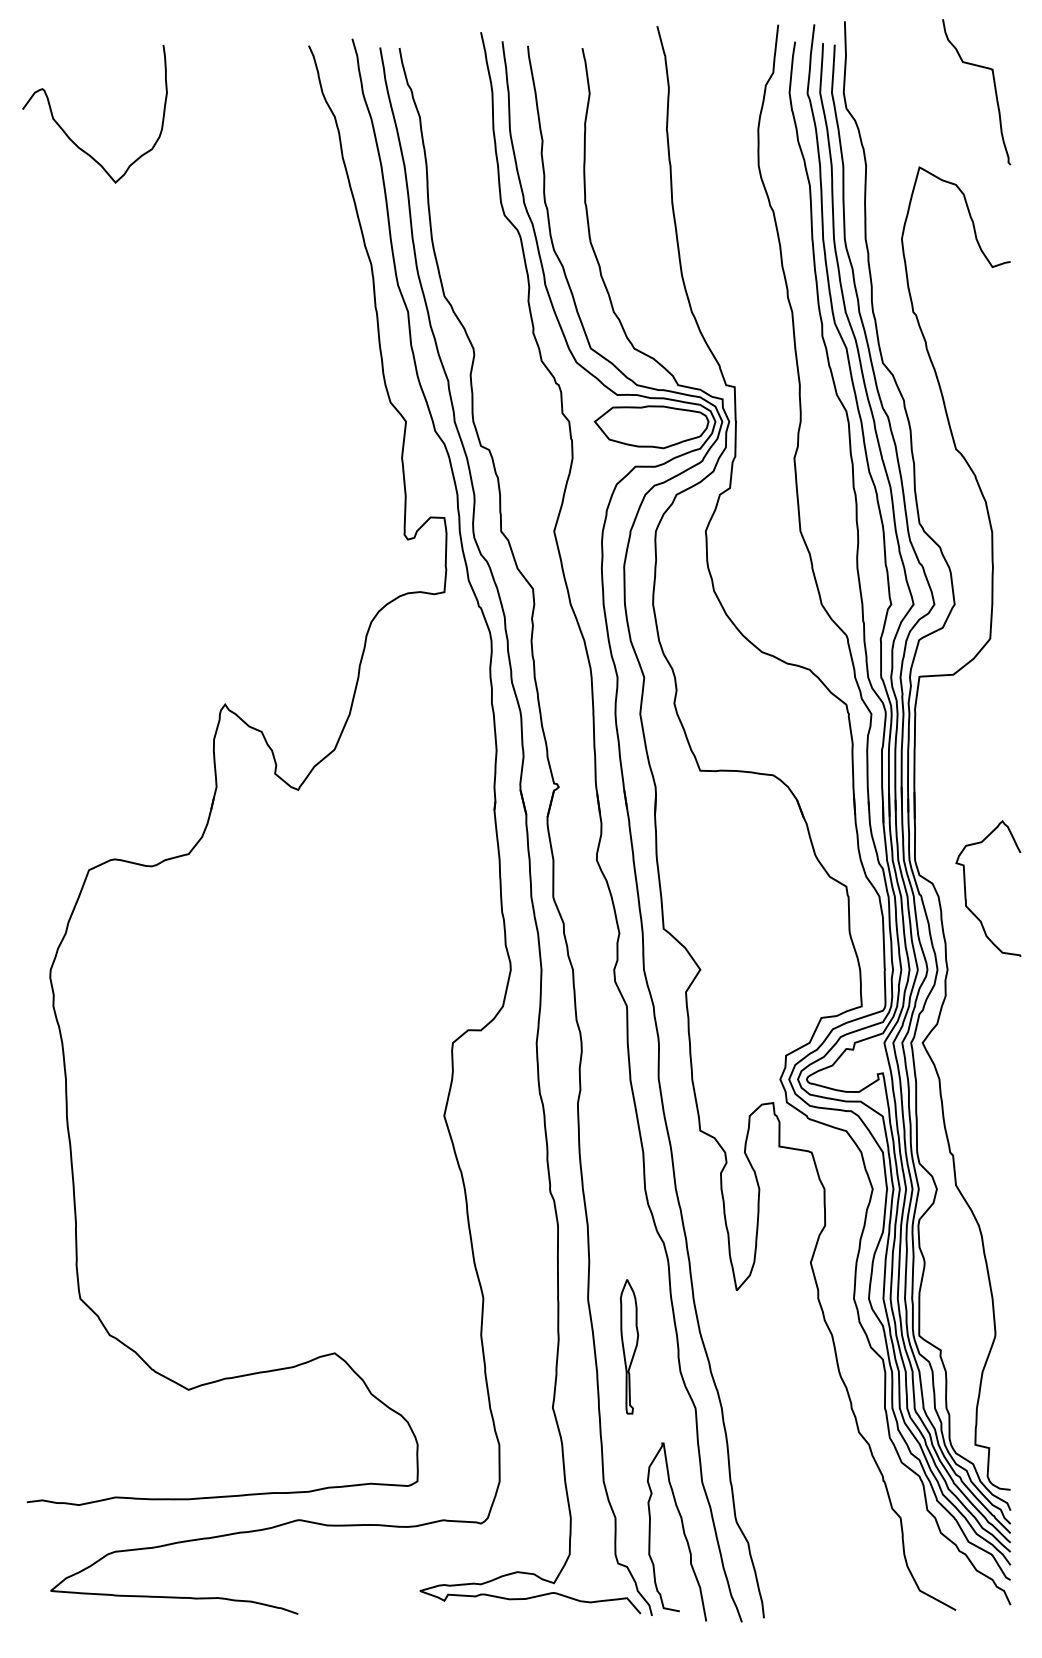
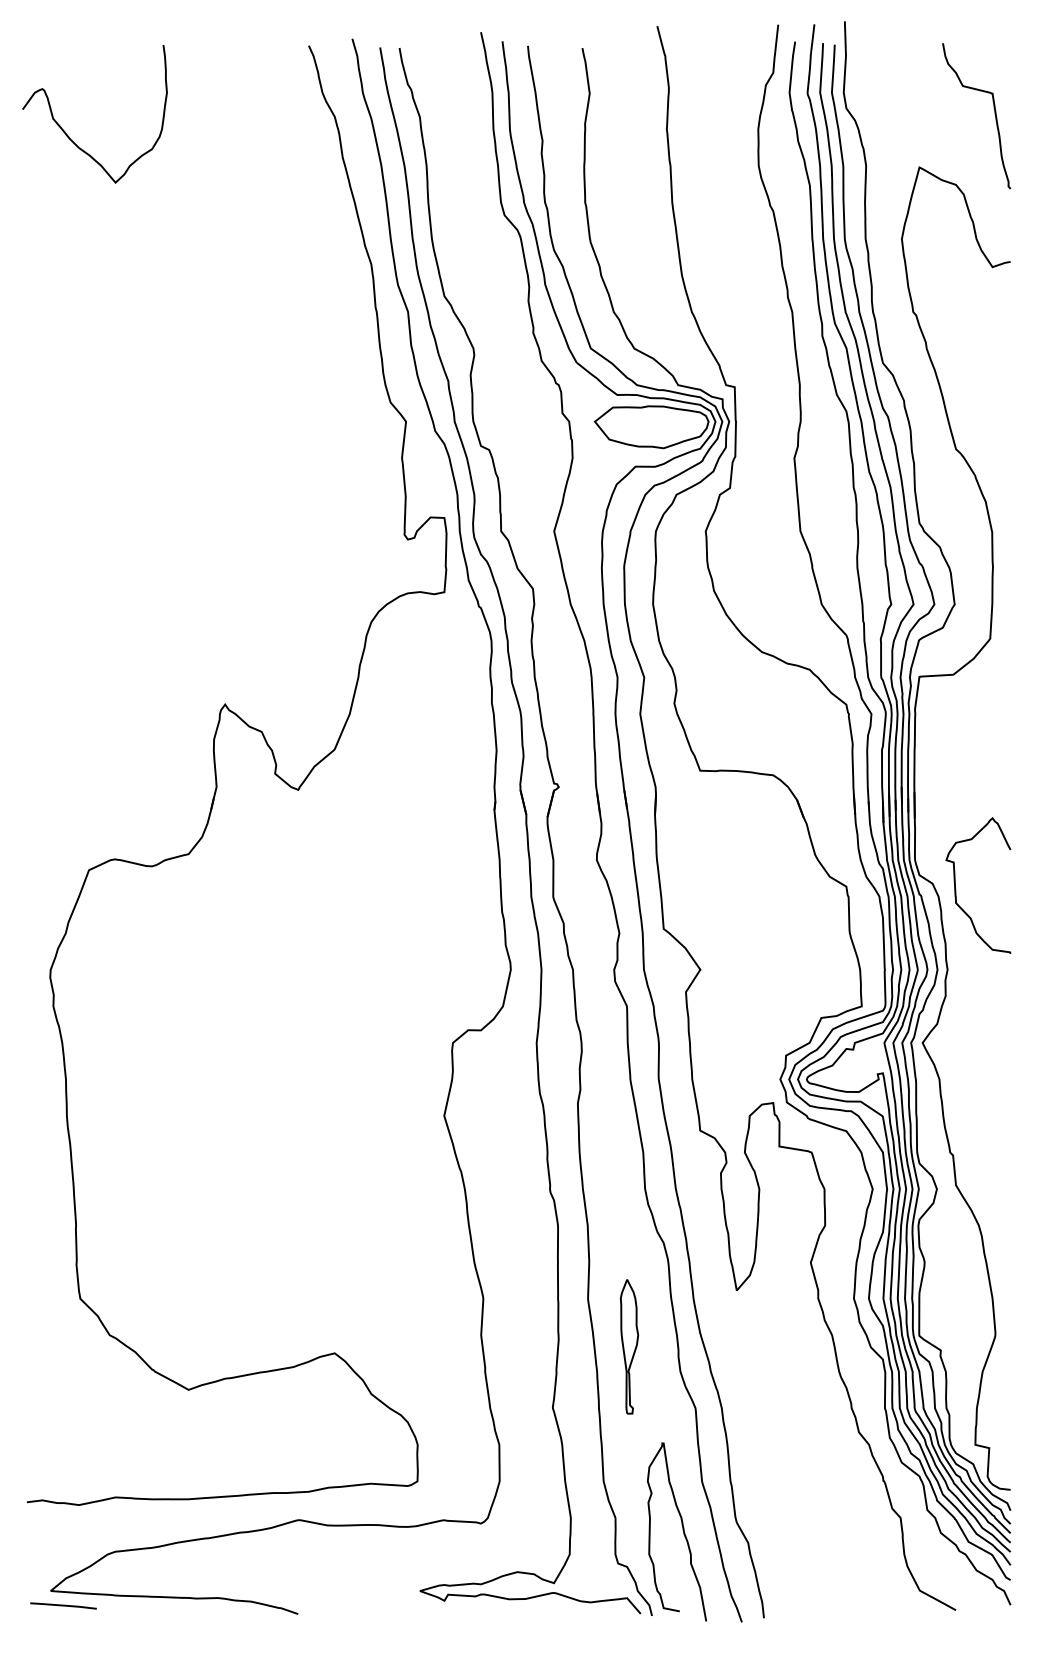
curve position: (994, 90) -> (994, 114) (994, 114)
curve position: (966, 891) -> (956, 888) (956, 888)
line: none -> present (63, 1605)
